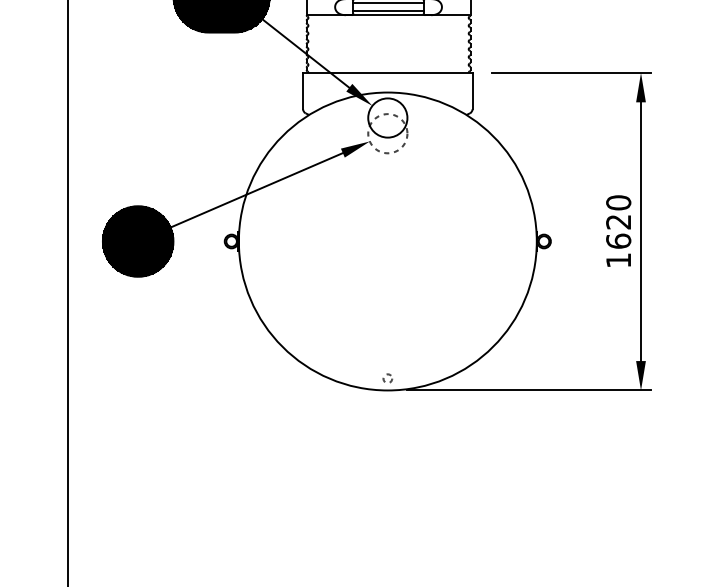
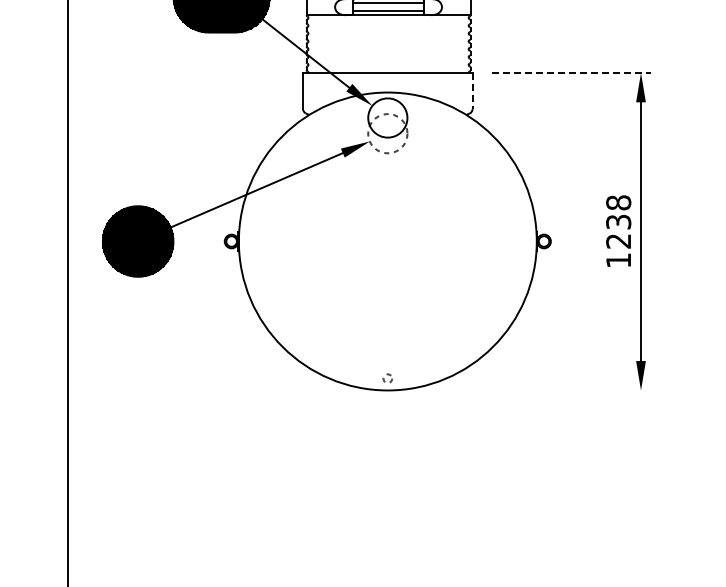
line: solid -> dashed (572, 72)
line: solid -> dashed (472, 91)
text: 1620 -> 1238 (618, 221)
line: present -> none (528, 390)
